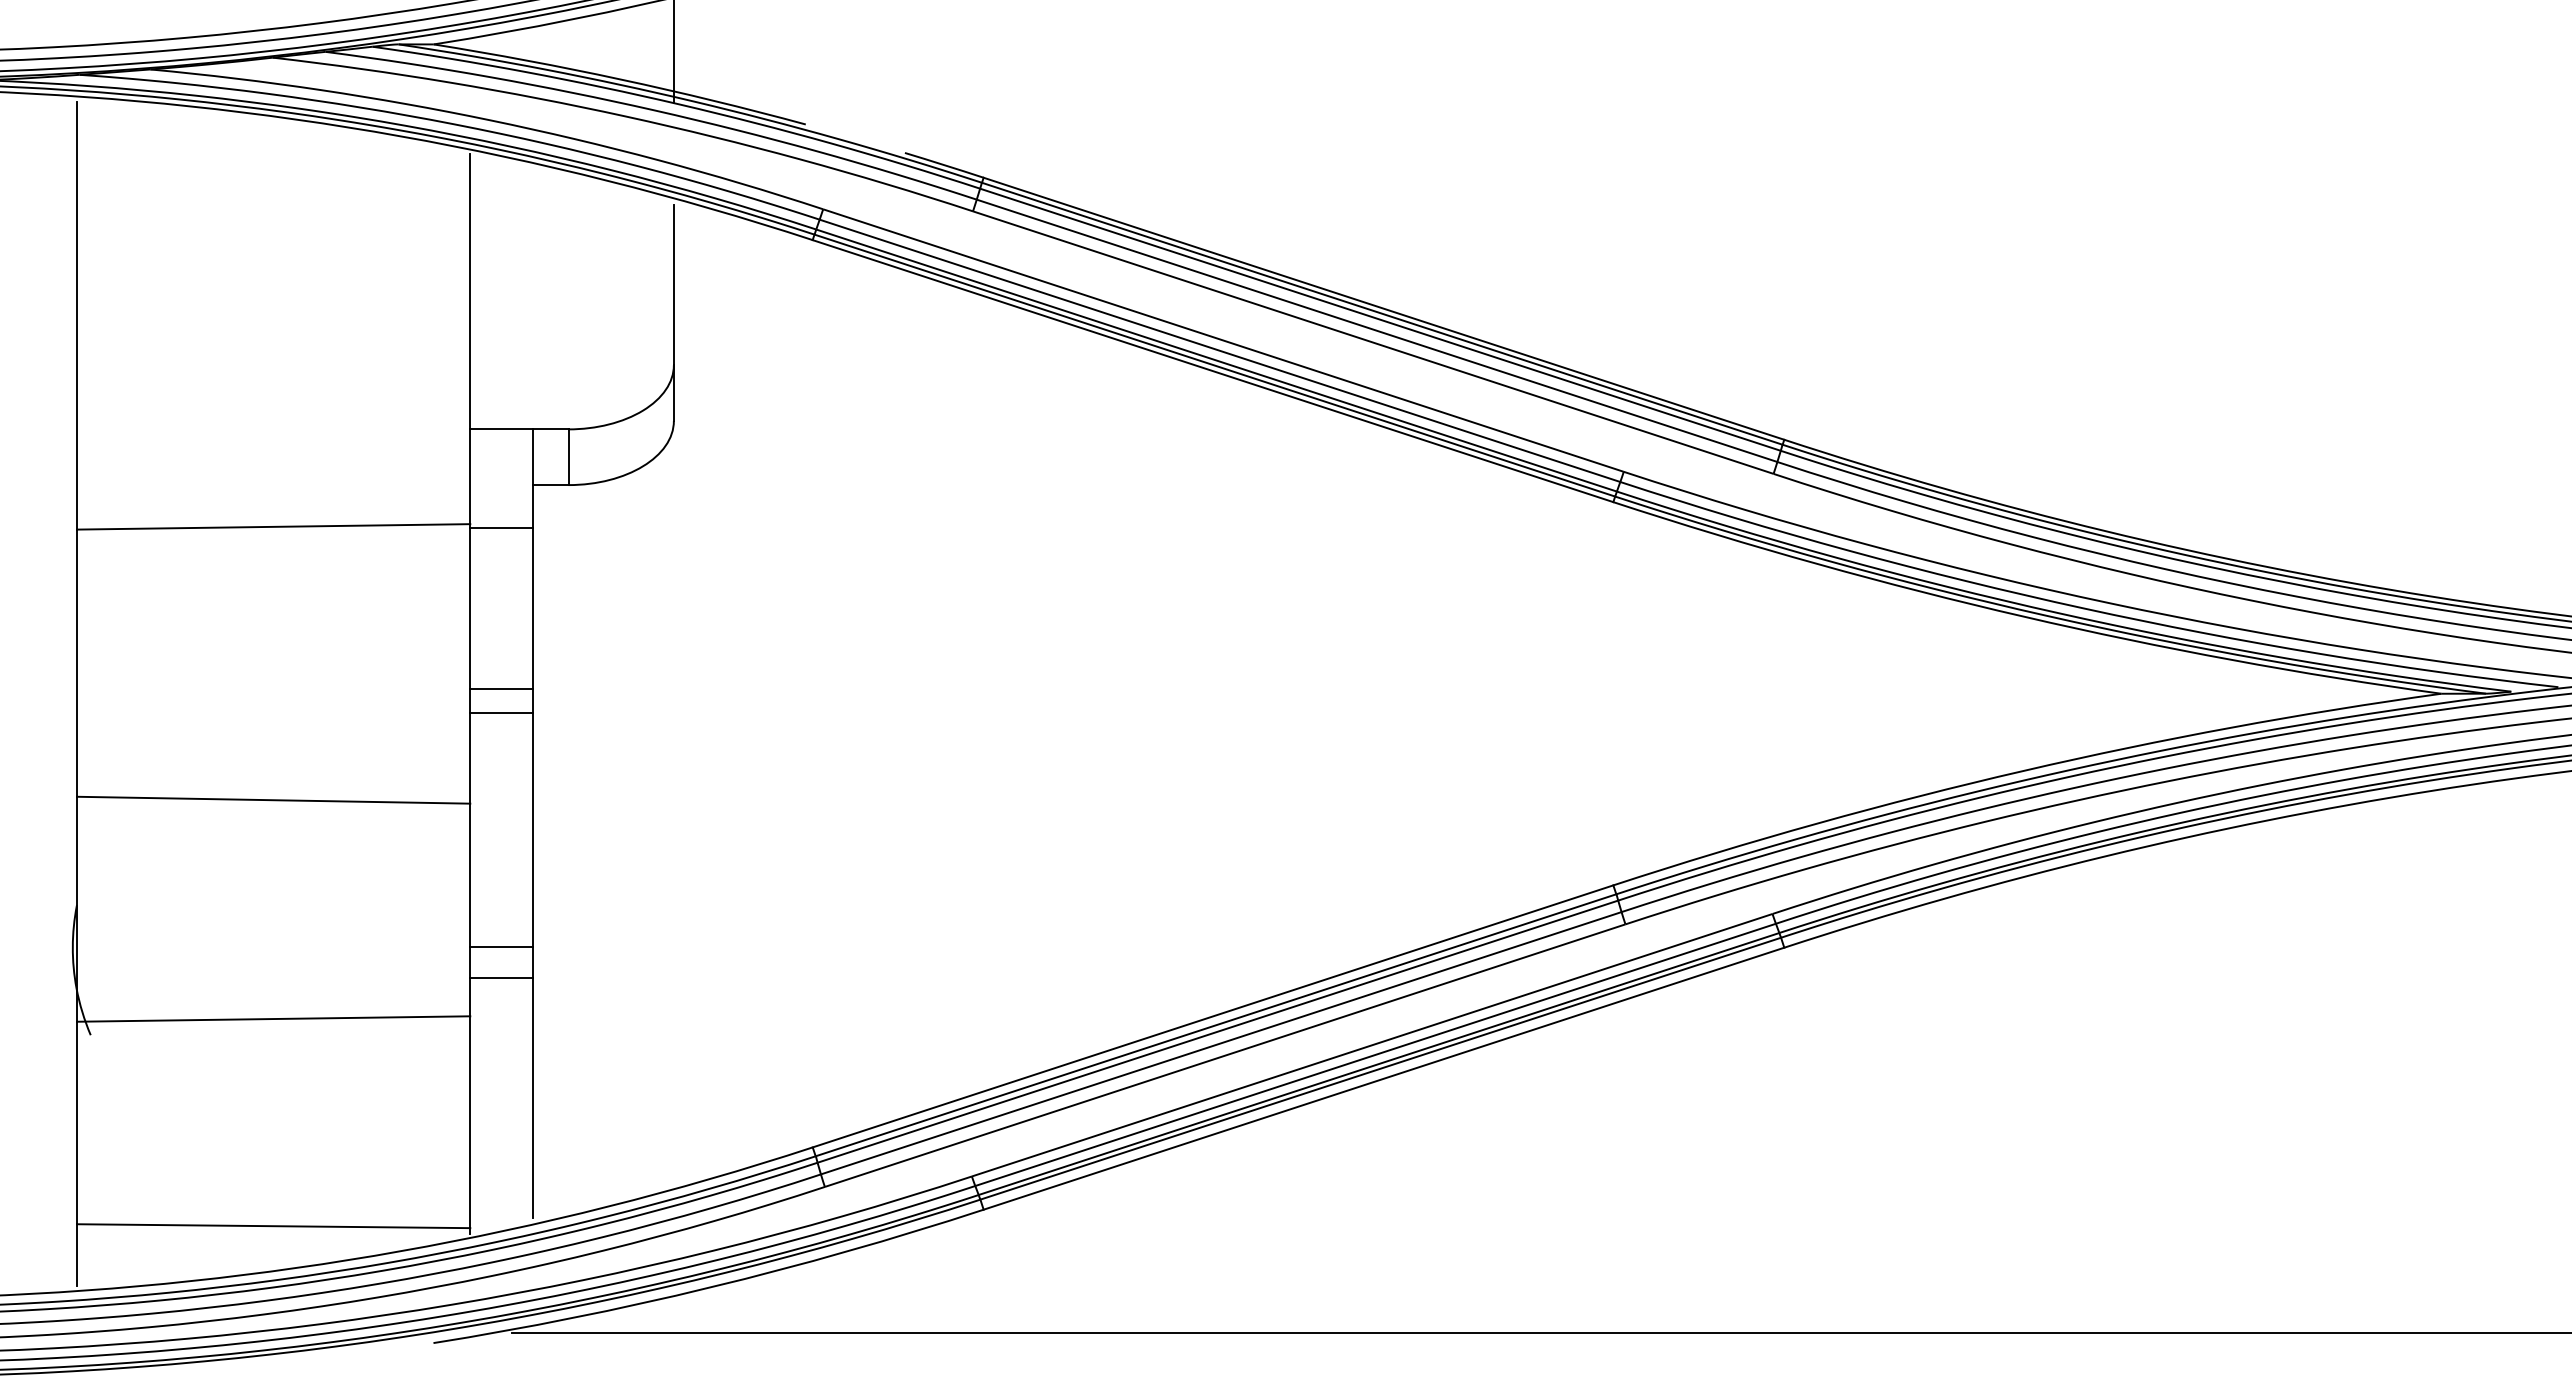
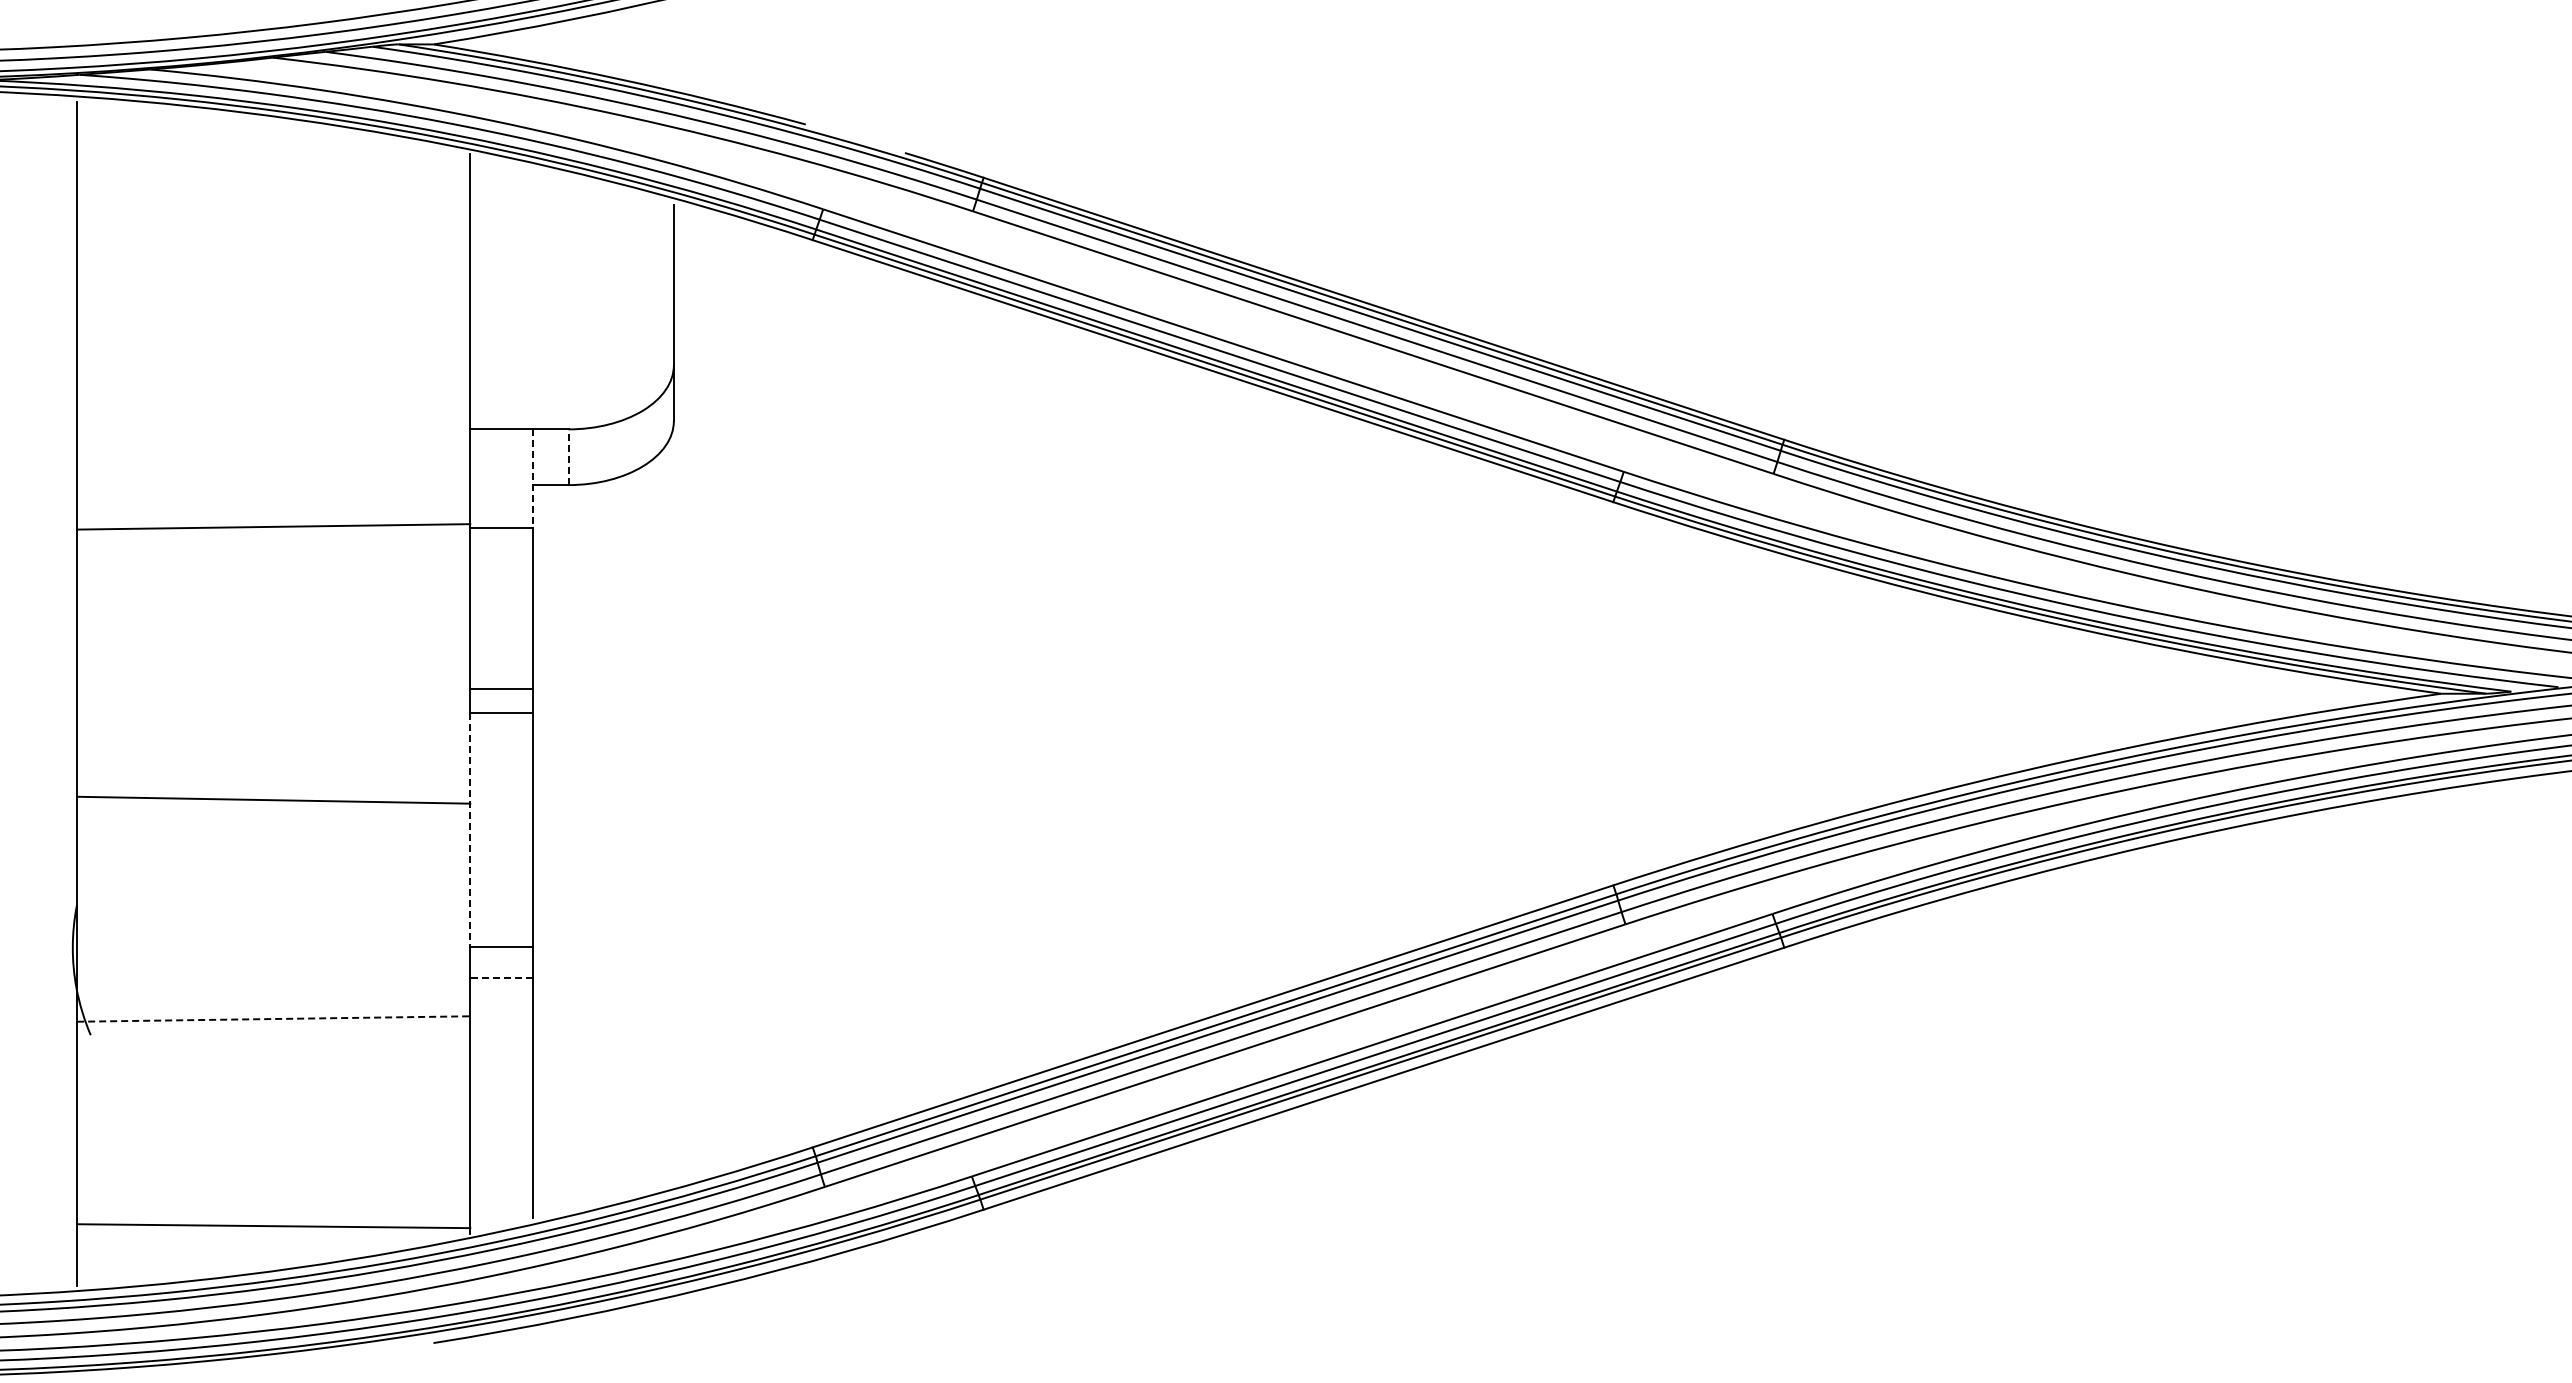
line: present -> none (673, 52)
line: solid -> dashed (568, 457)
line: solid -> dashed (533, 479)
line: solid -> dashed (470, 830)
line: solid -> dashed (501, 978)
line: solid -> dashed (273, 1019)
line: present -> none (1539, 1332)
